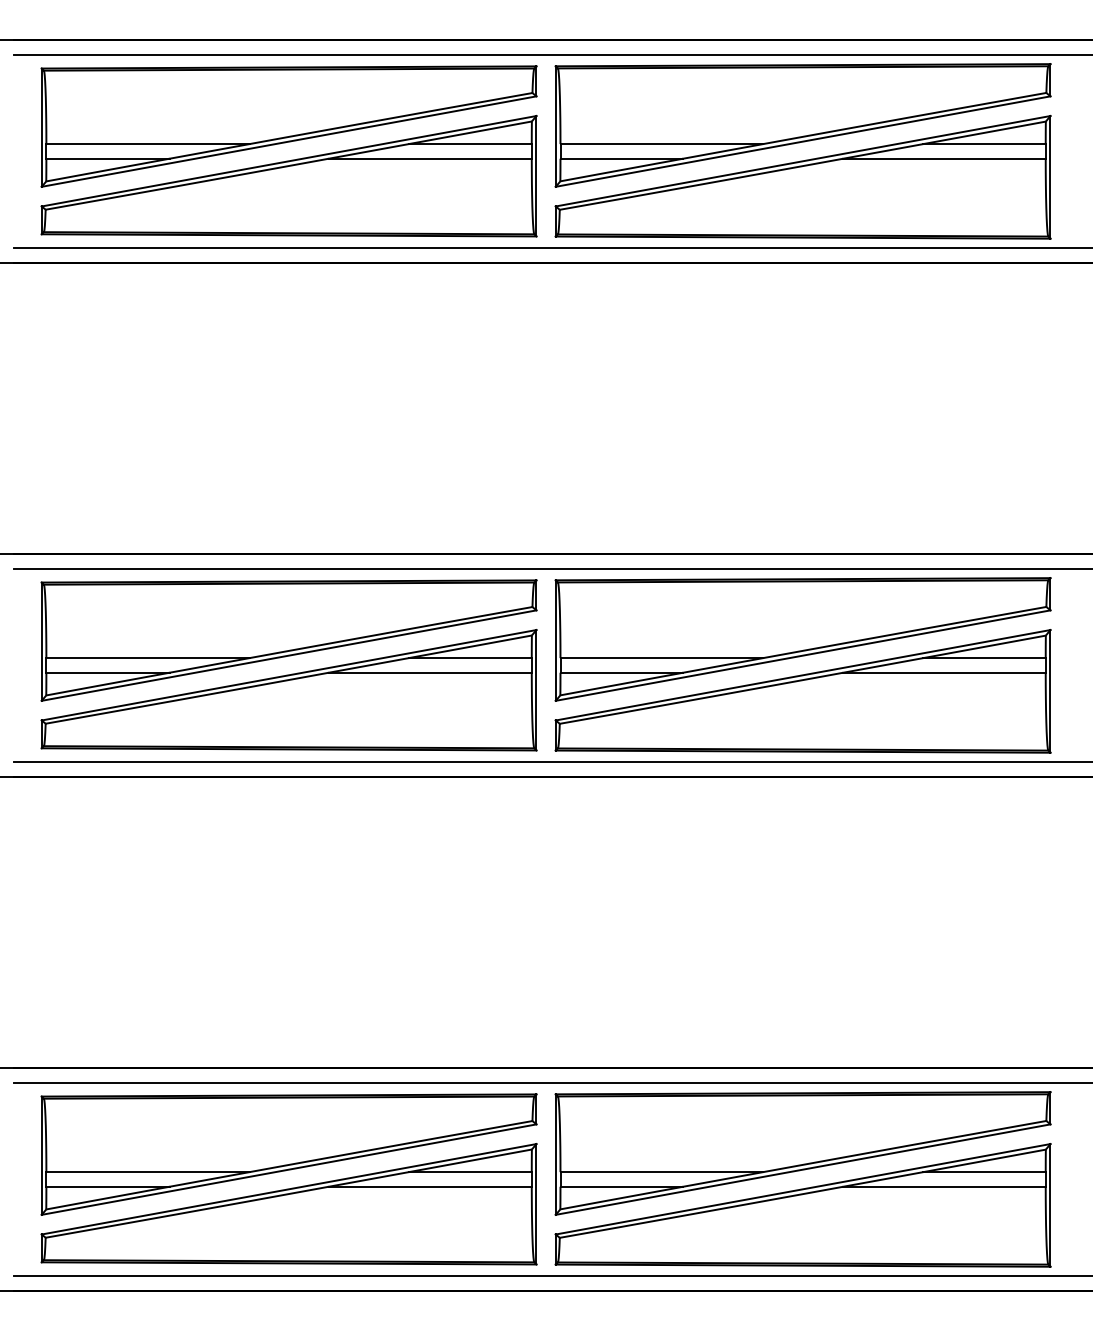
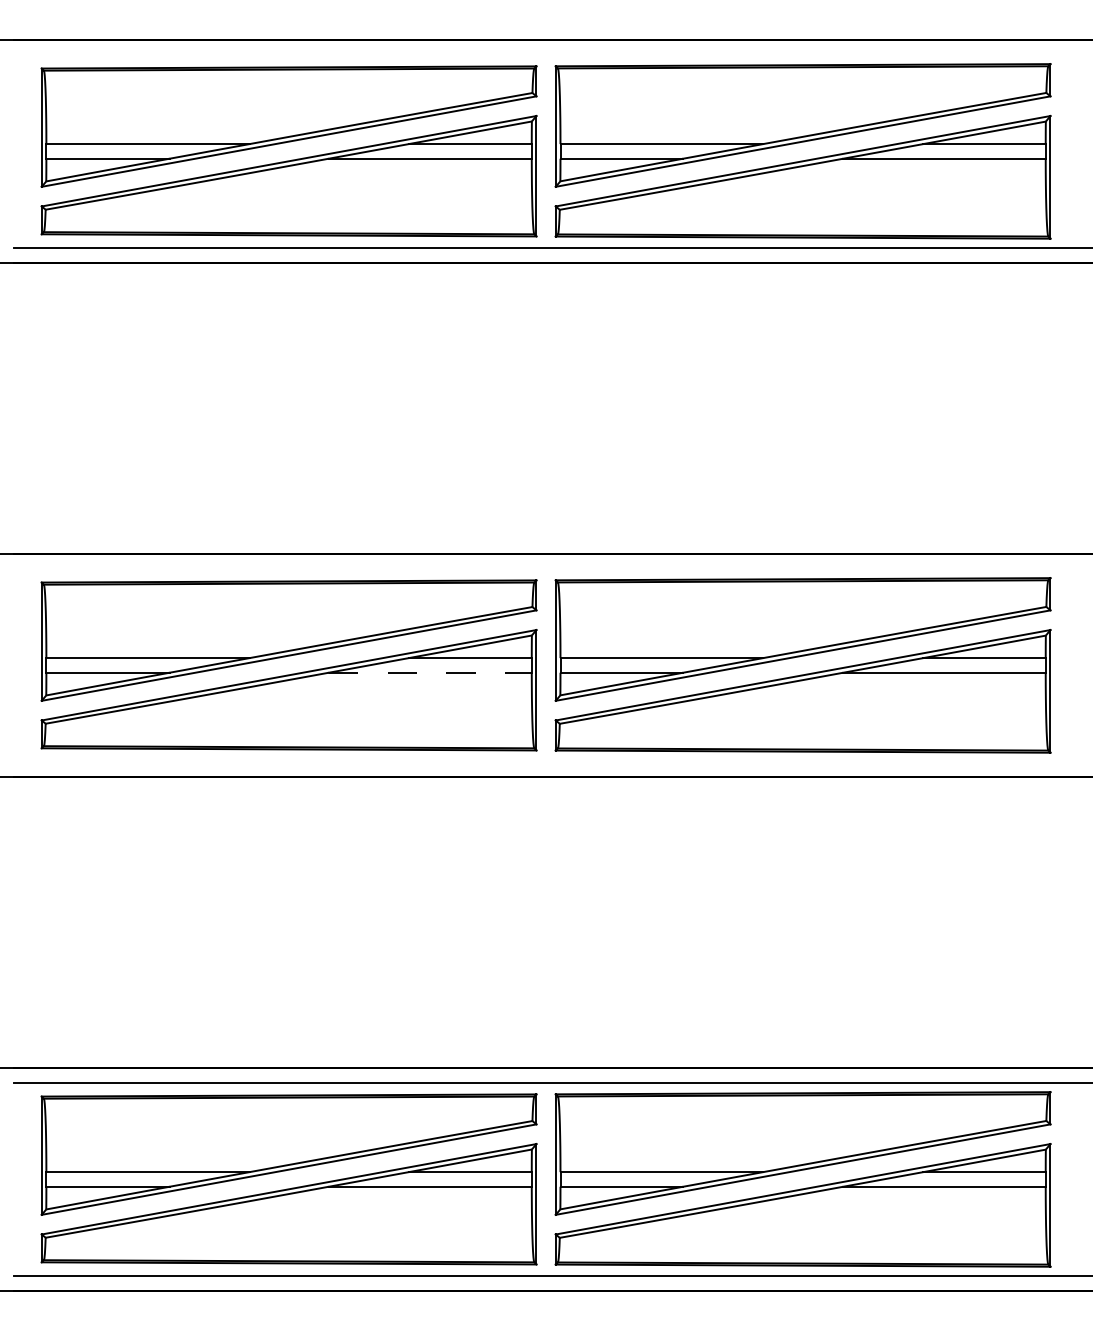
line: present -> none (551, 54)
line: present -> none (551, 568)
line: solid -> dashed (430, 672)
line: present -> none (551, 762)
